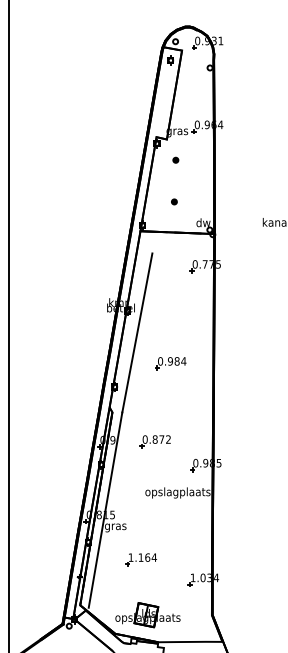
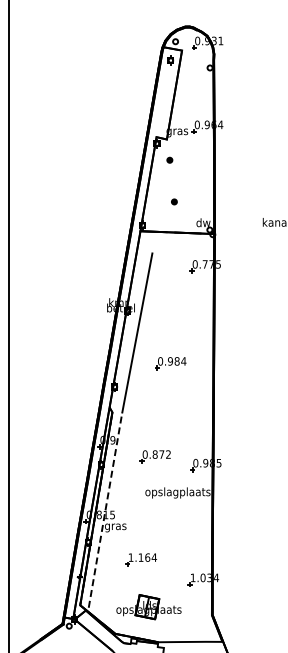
part position: (175, 159) -> (169, 159) (169, 159)
part position: (154, 441) -> (154, 456) (154, 456)
line: solid -> dashed (105, 509)
part position: (147, 615) -> (148, 607) (148, 607)
